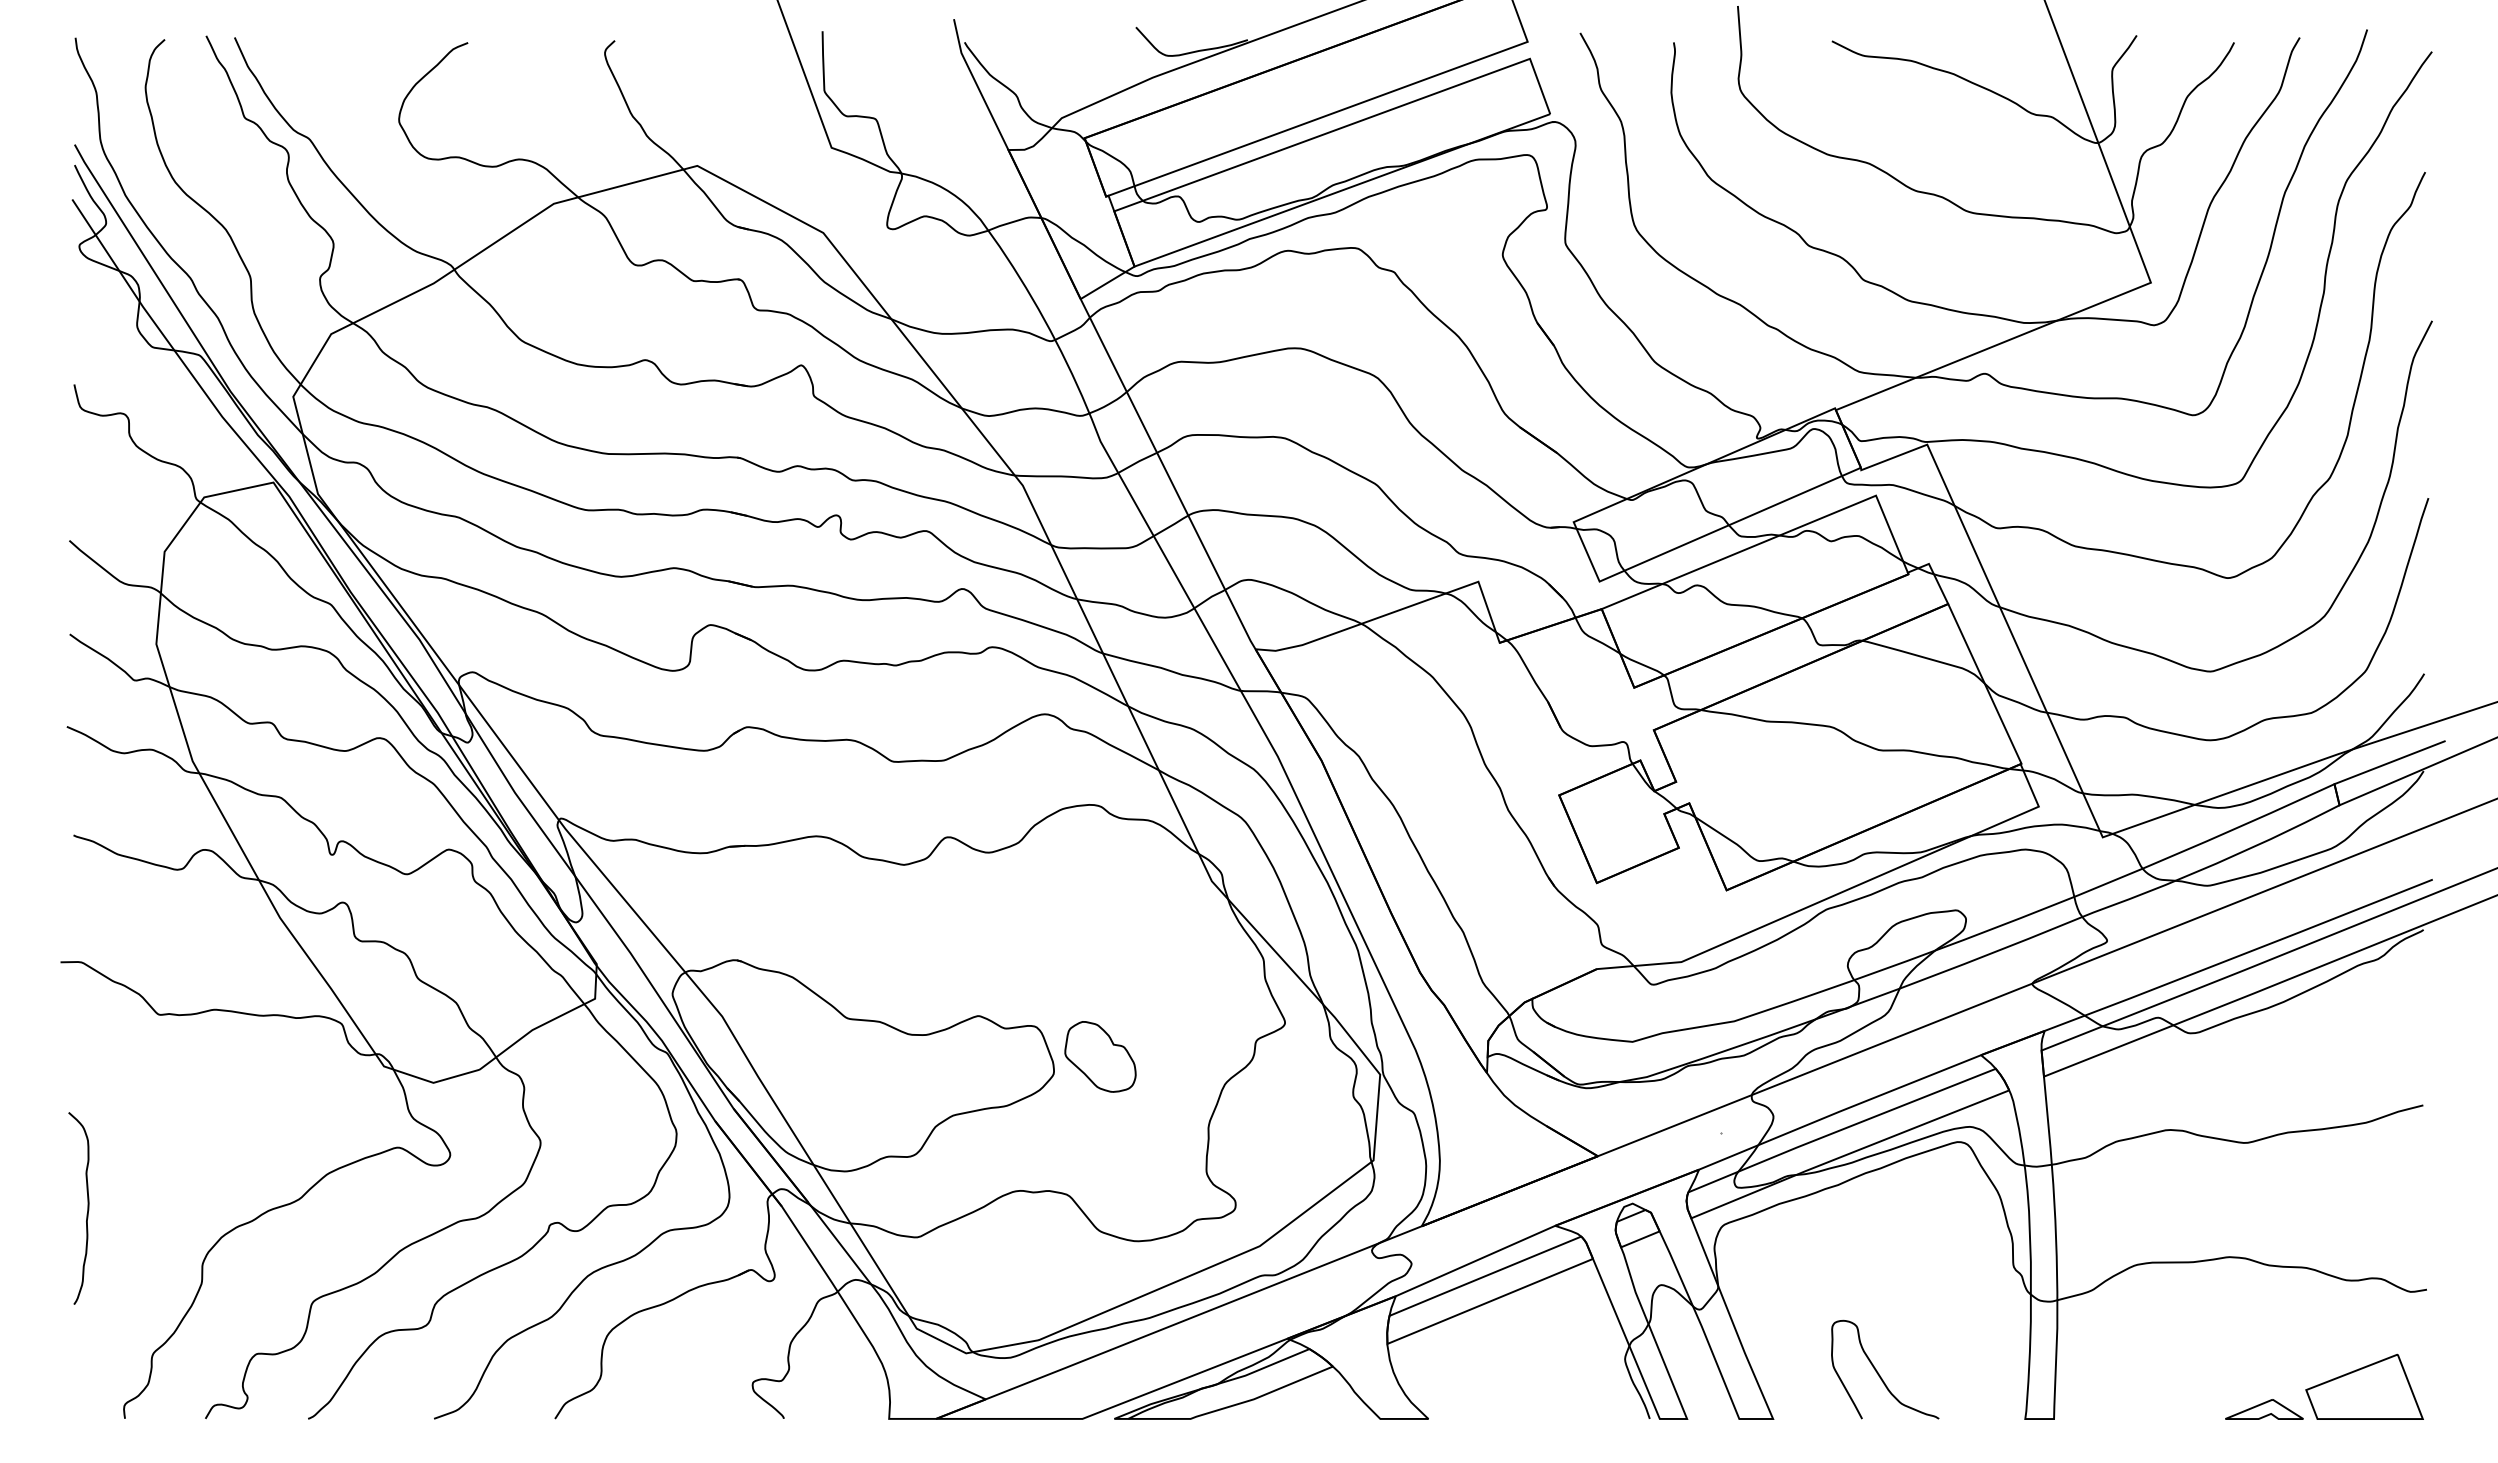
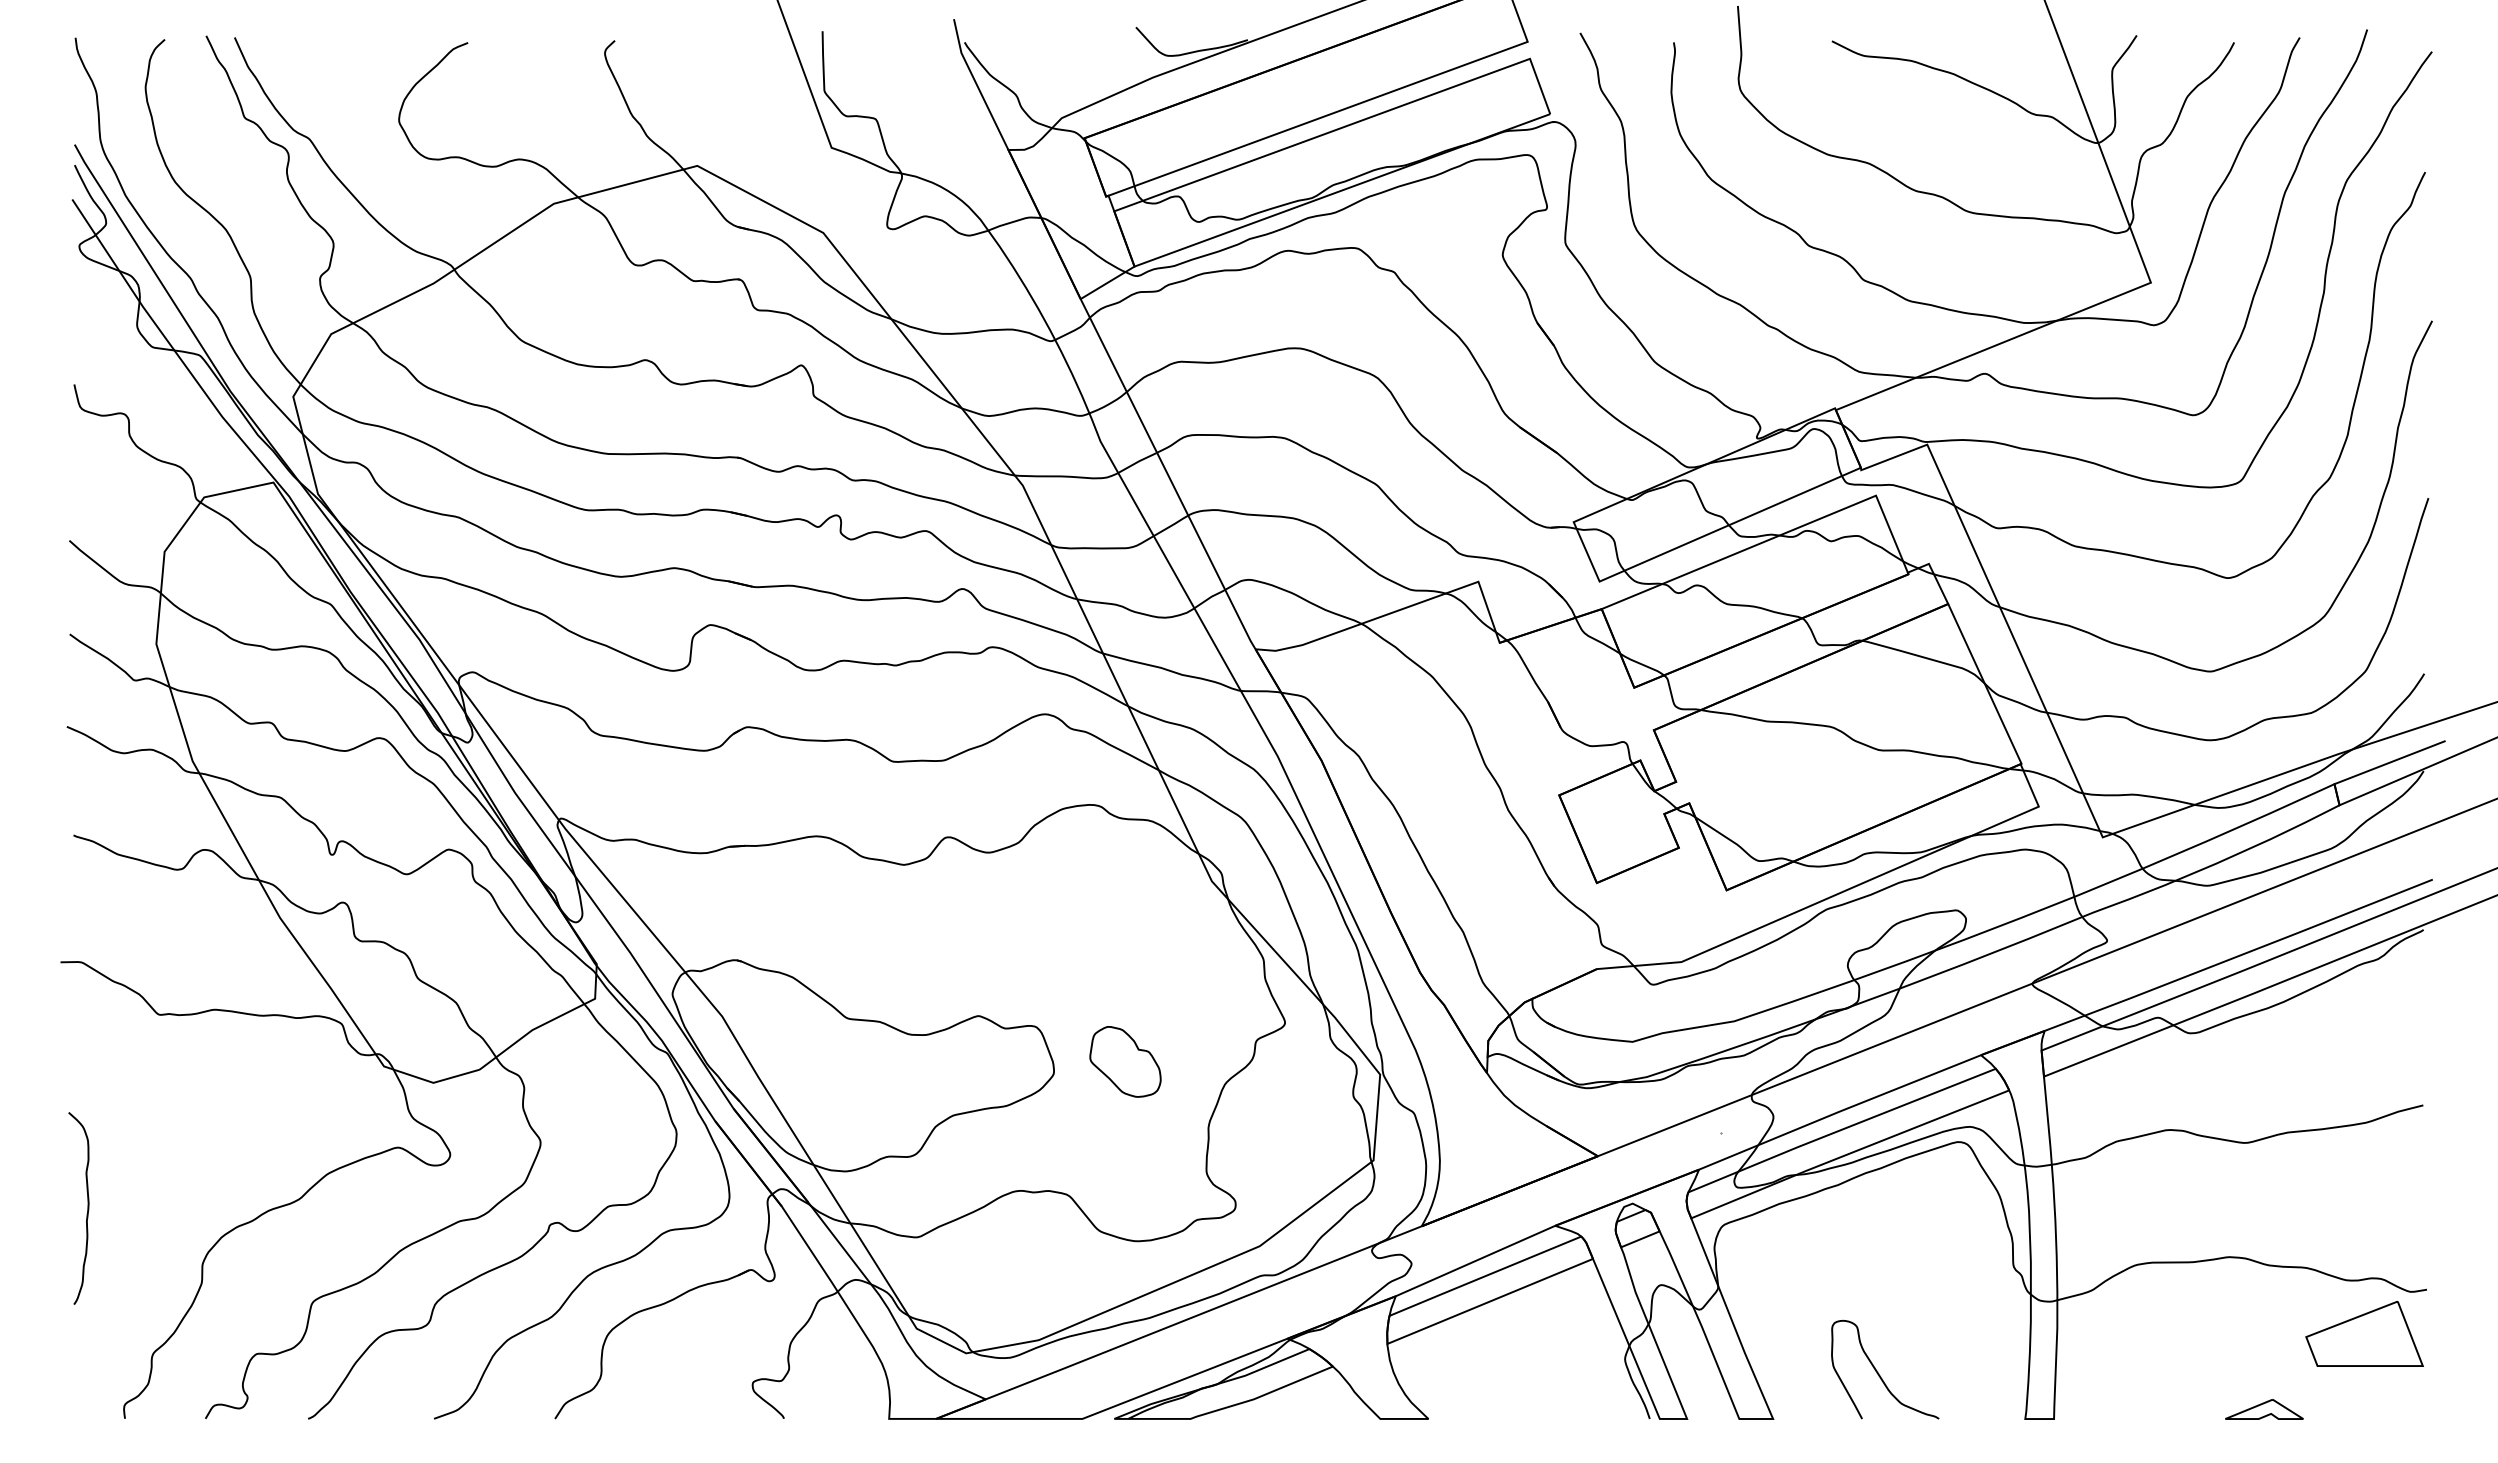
part position: (1100, 1056) -> (1125, 1061) (1125, 1061)
part position: (2364, 1386) -> (2364, 1333) (2364, 1333)
